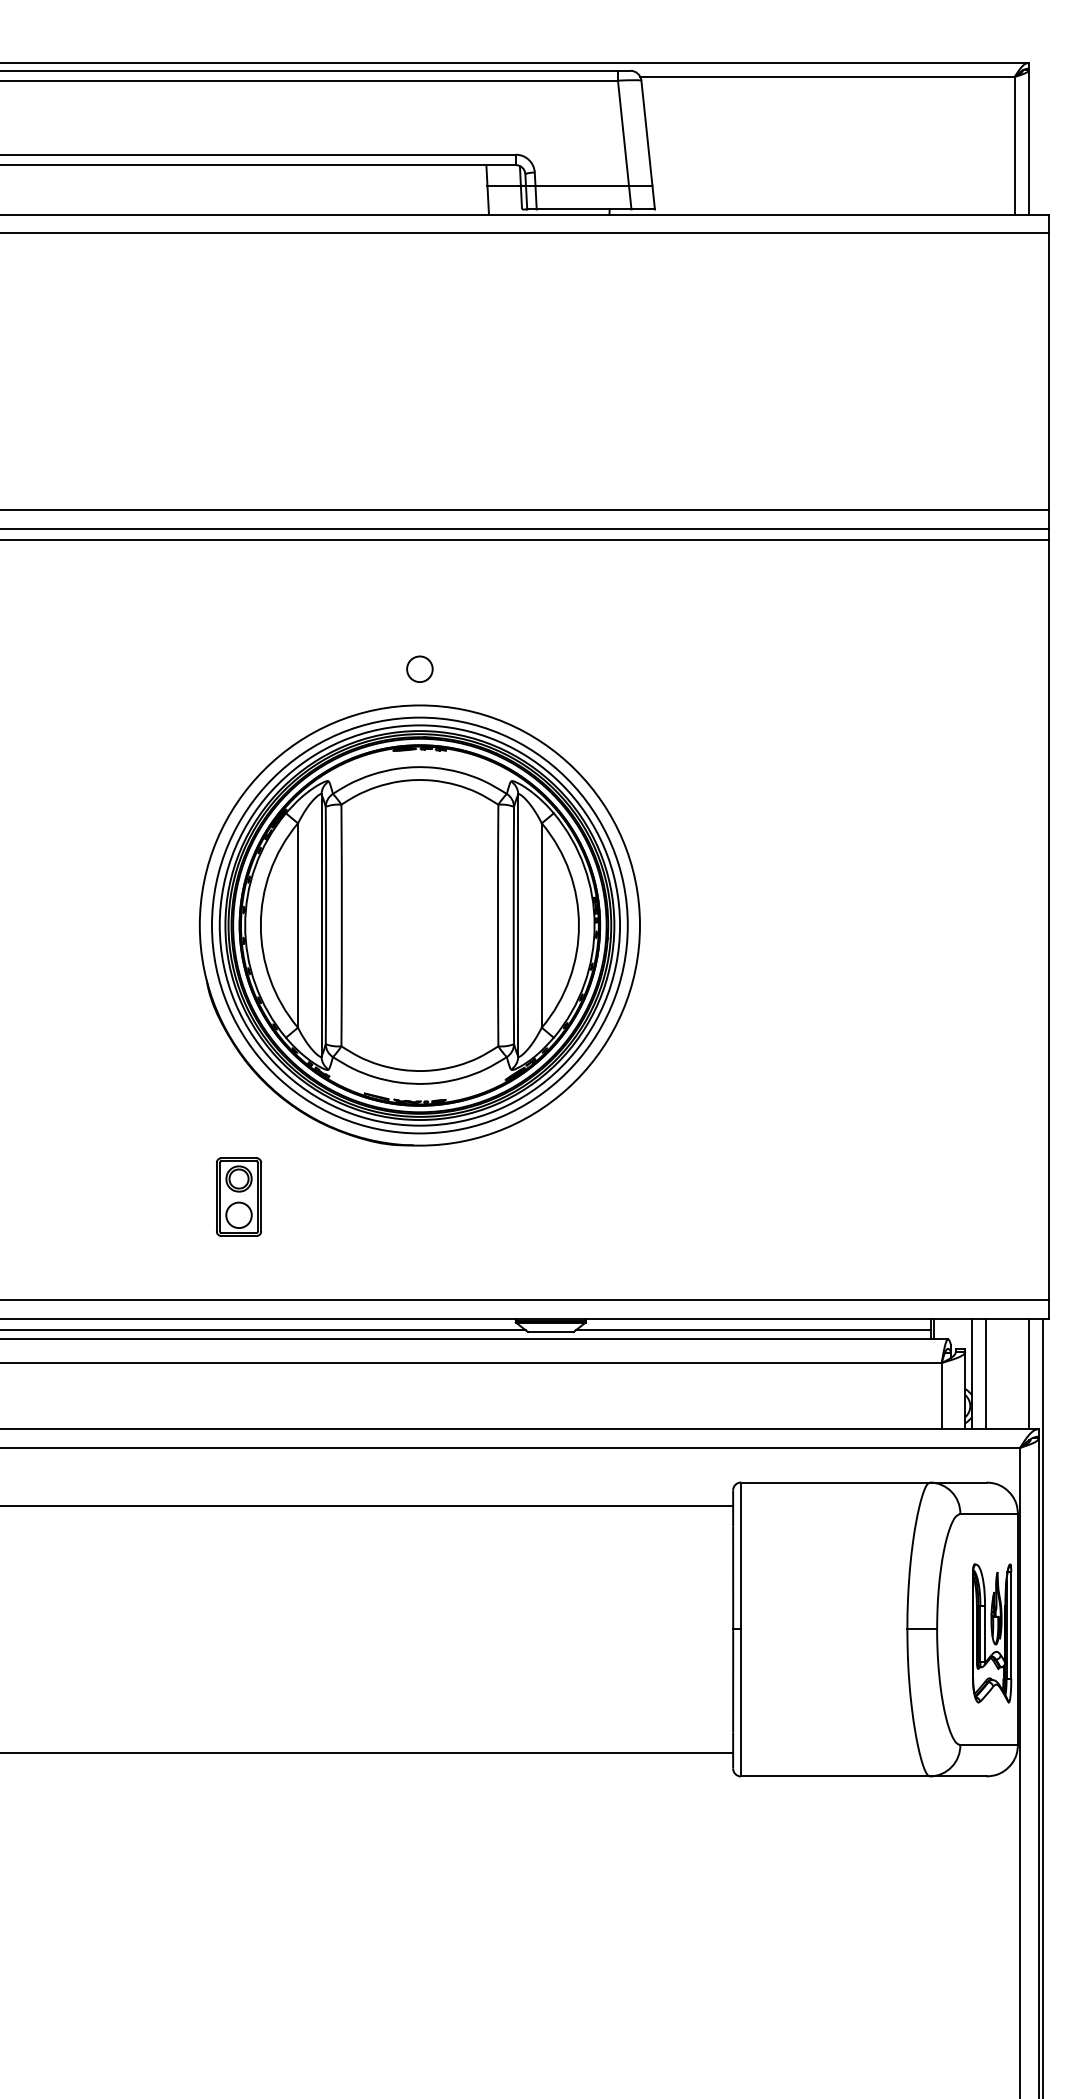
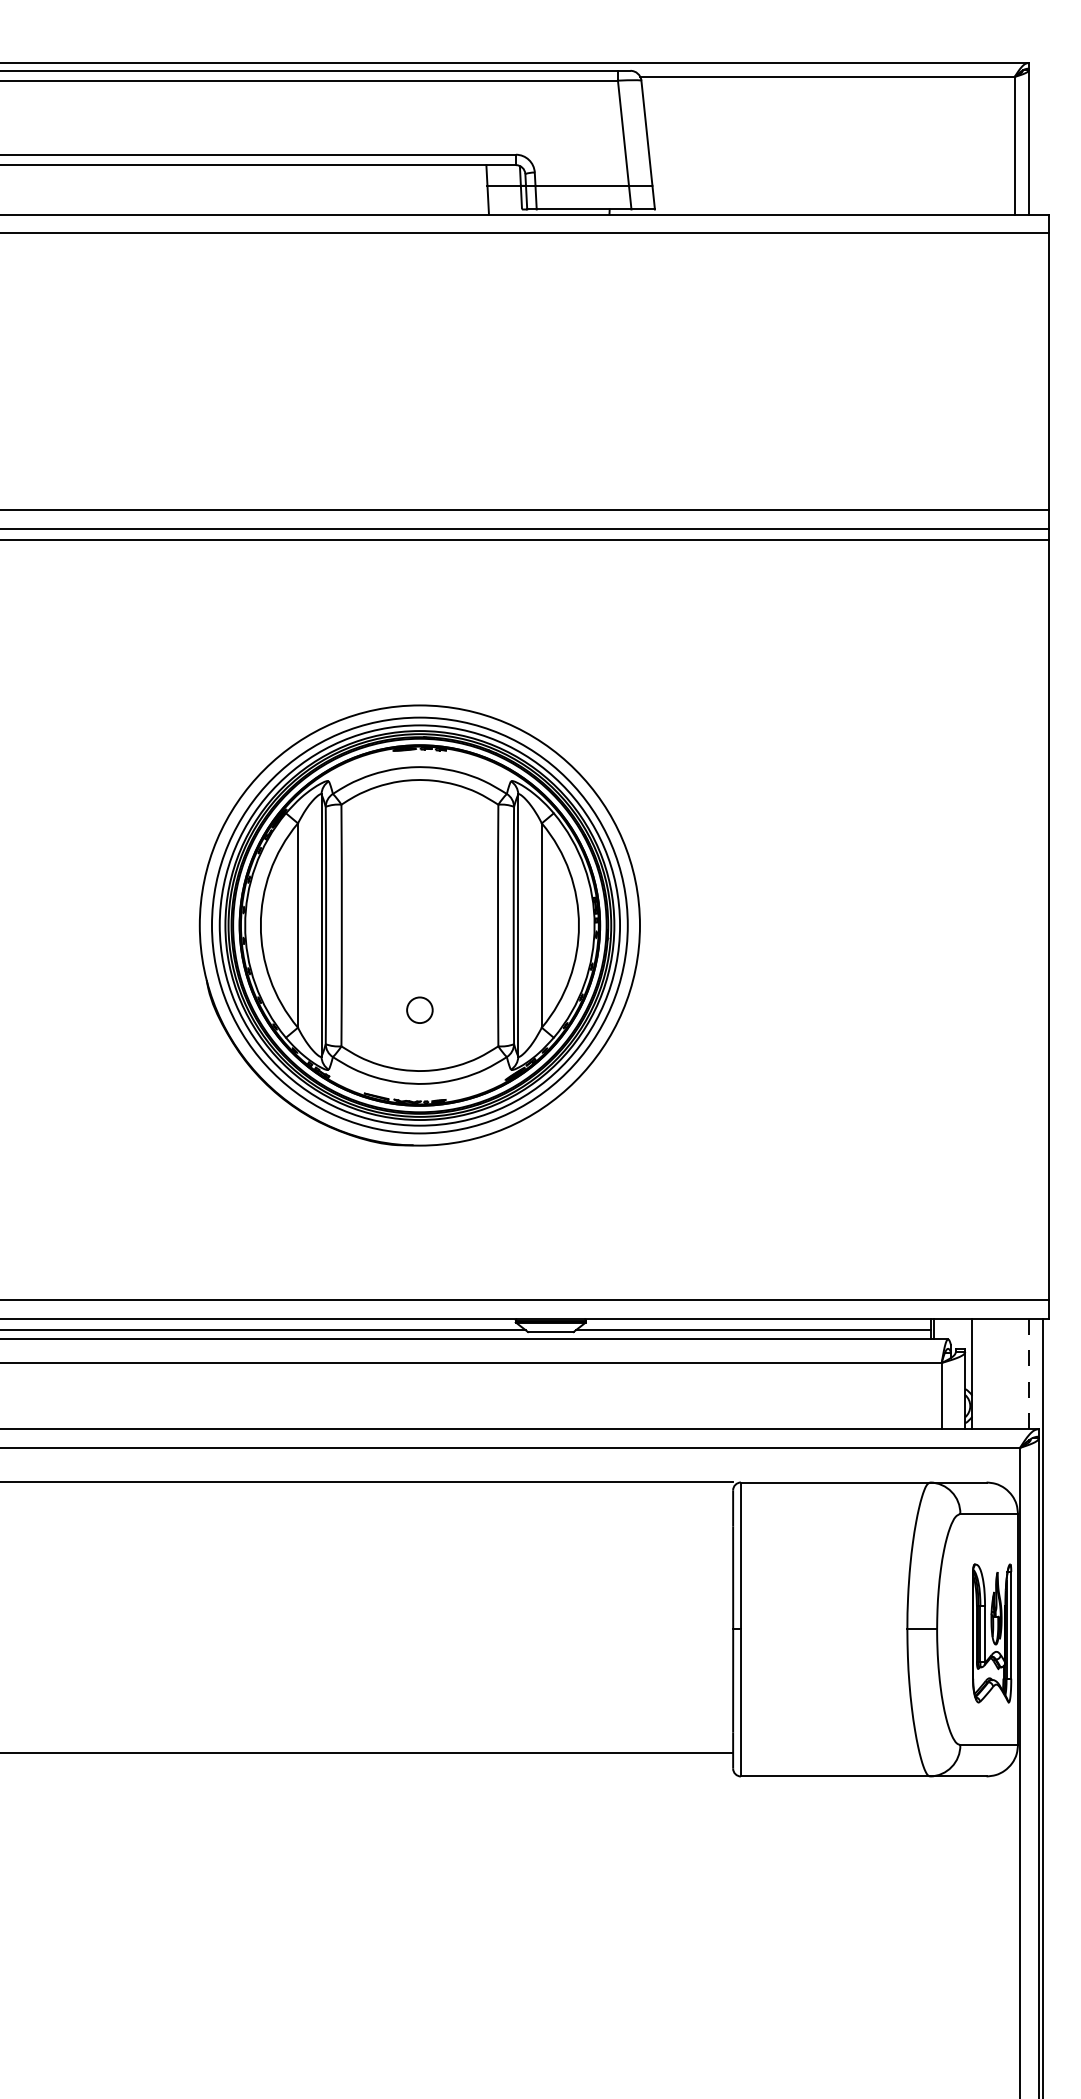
circle position: (419, 668) -> (419, 1009) (419, 1009)
part: present -> none (239, 1196)
line: present -> none (986, 1374)
line: solid -> dashed (1029, 1374)
line position: (367, 1505) -> (367, 1481) (367, 1481)
